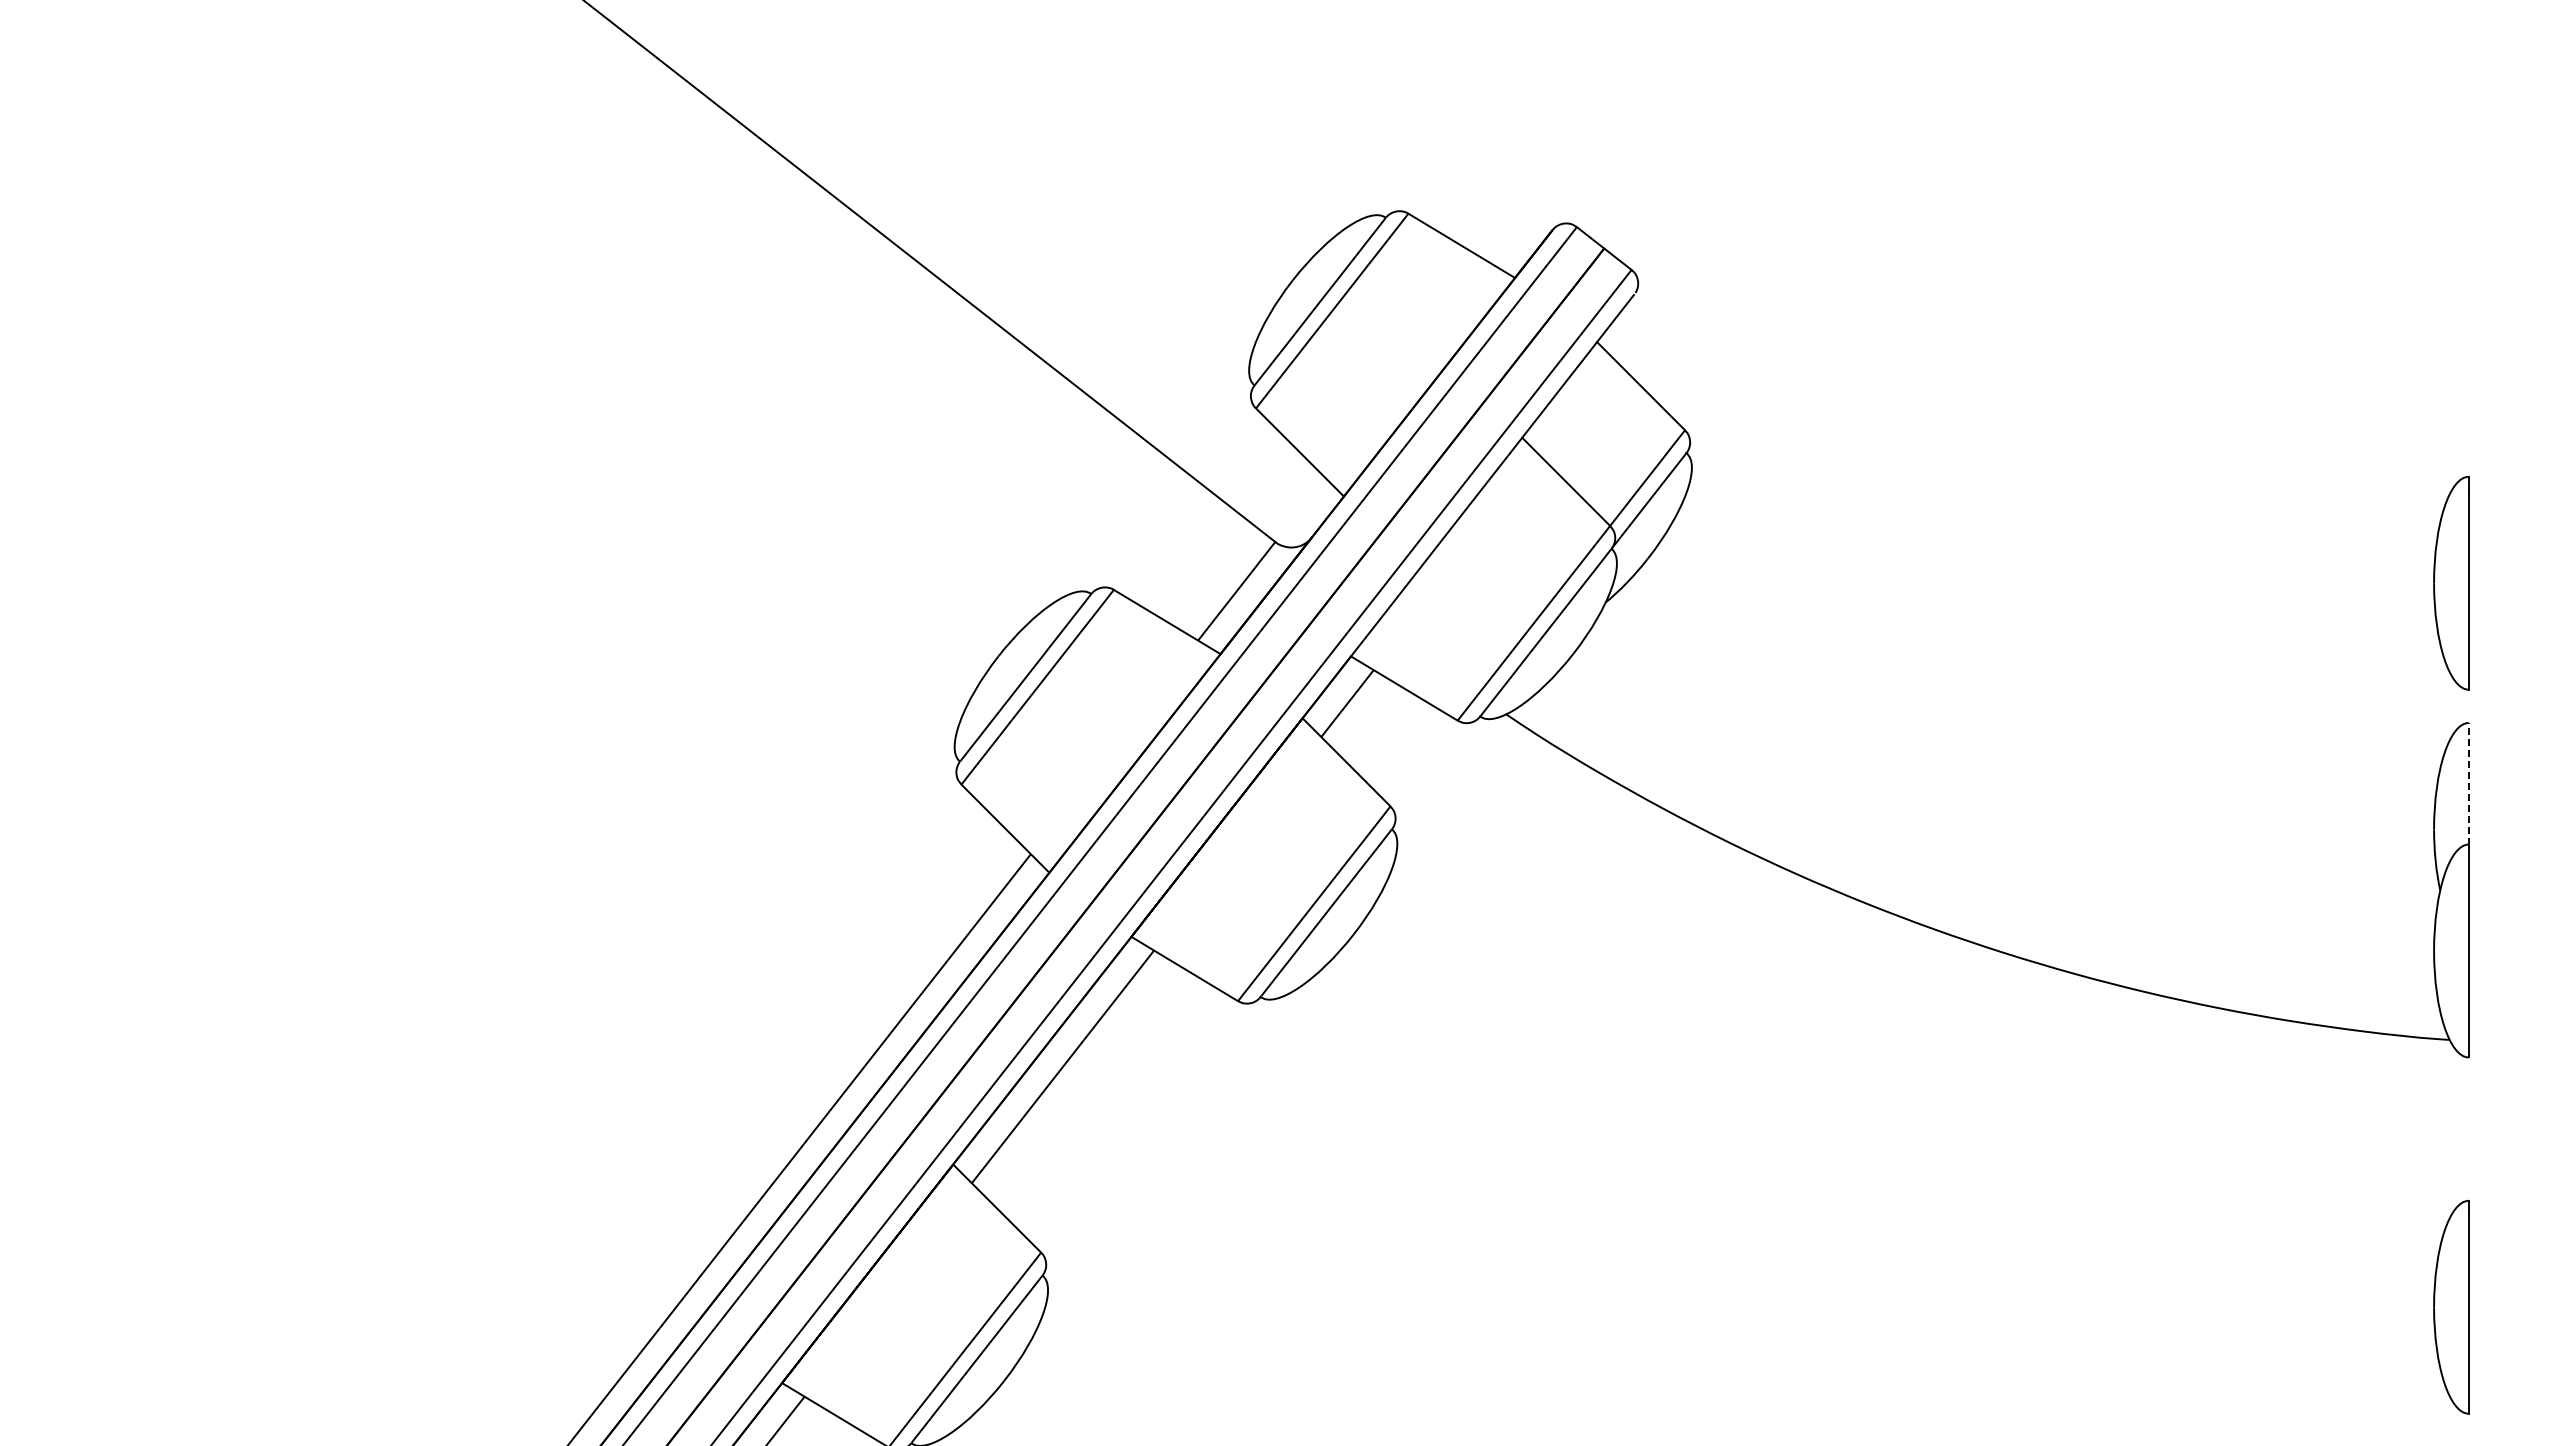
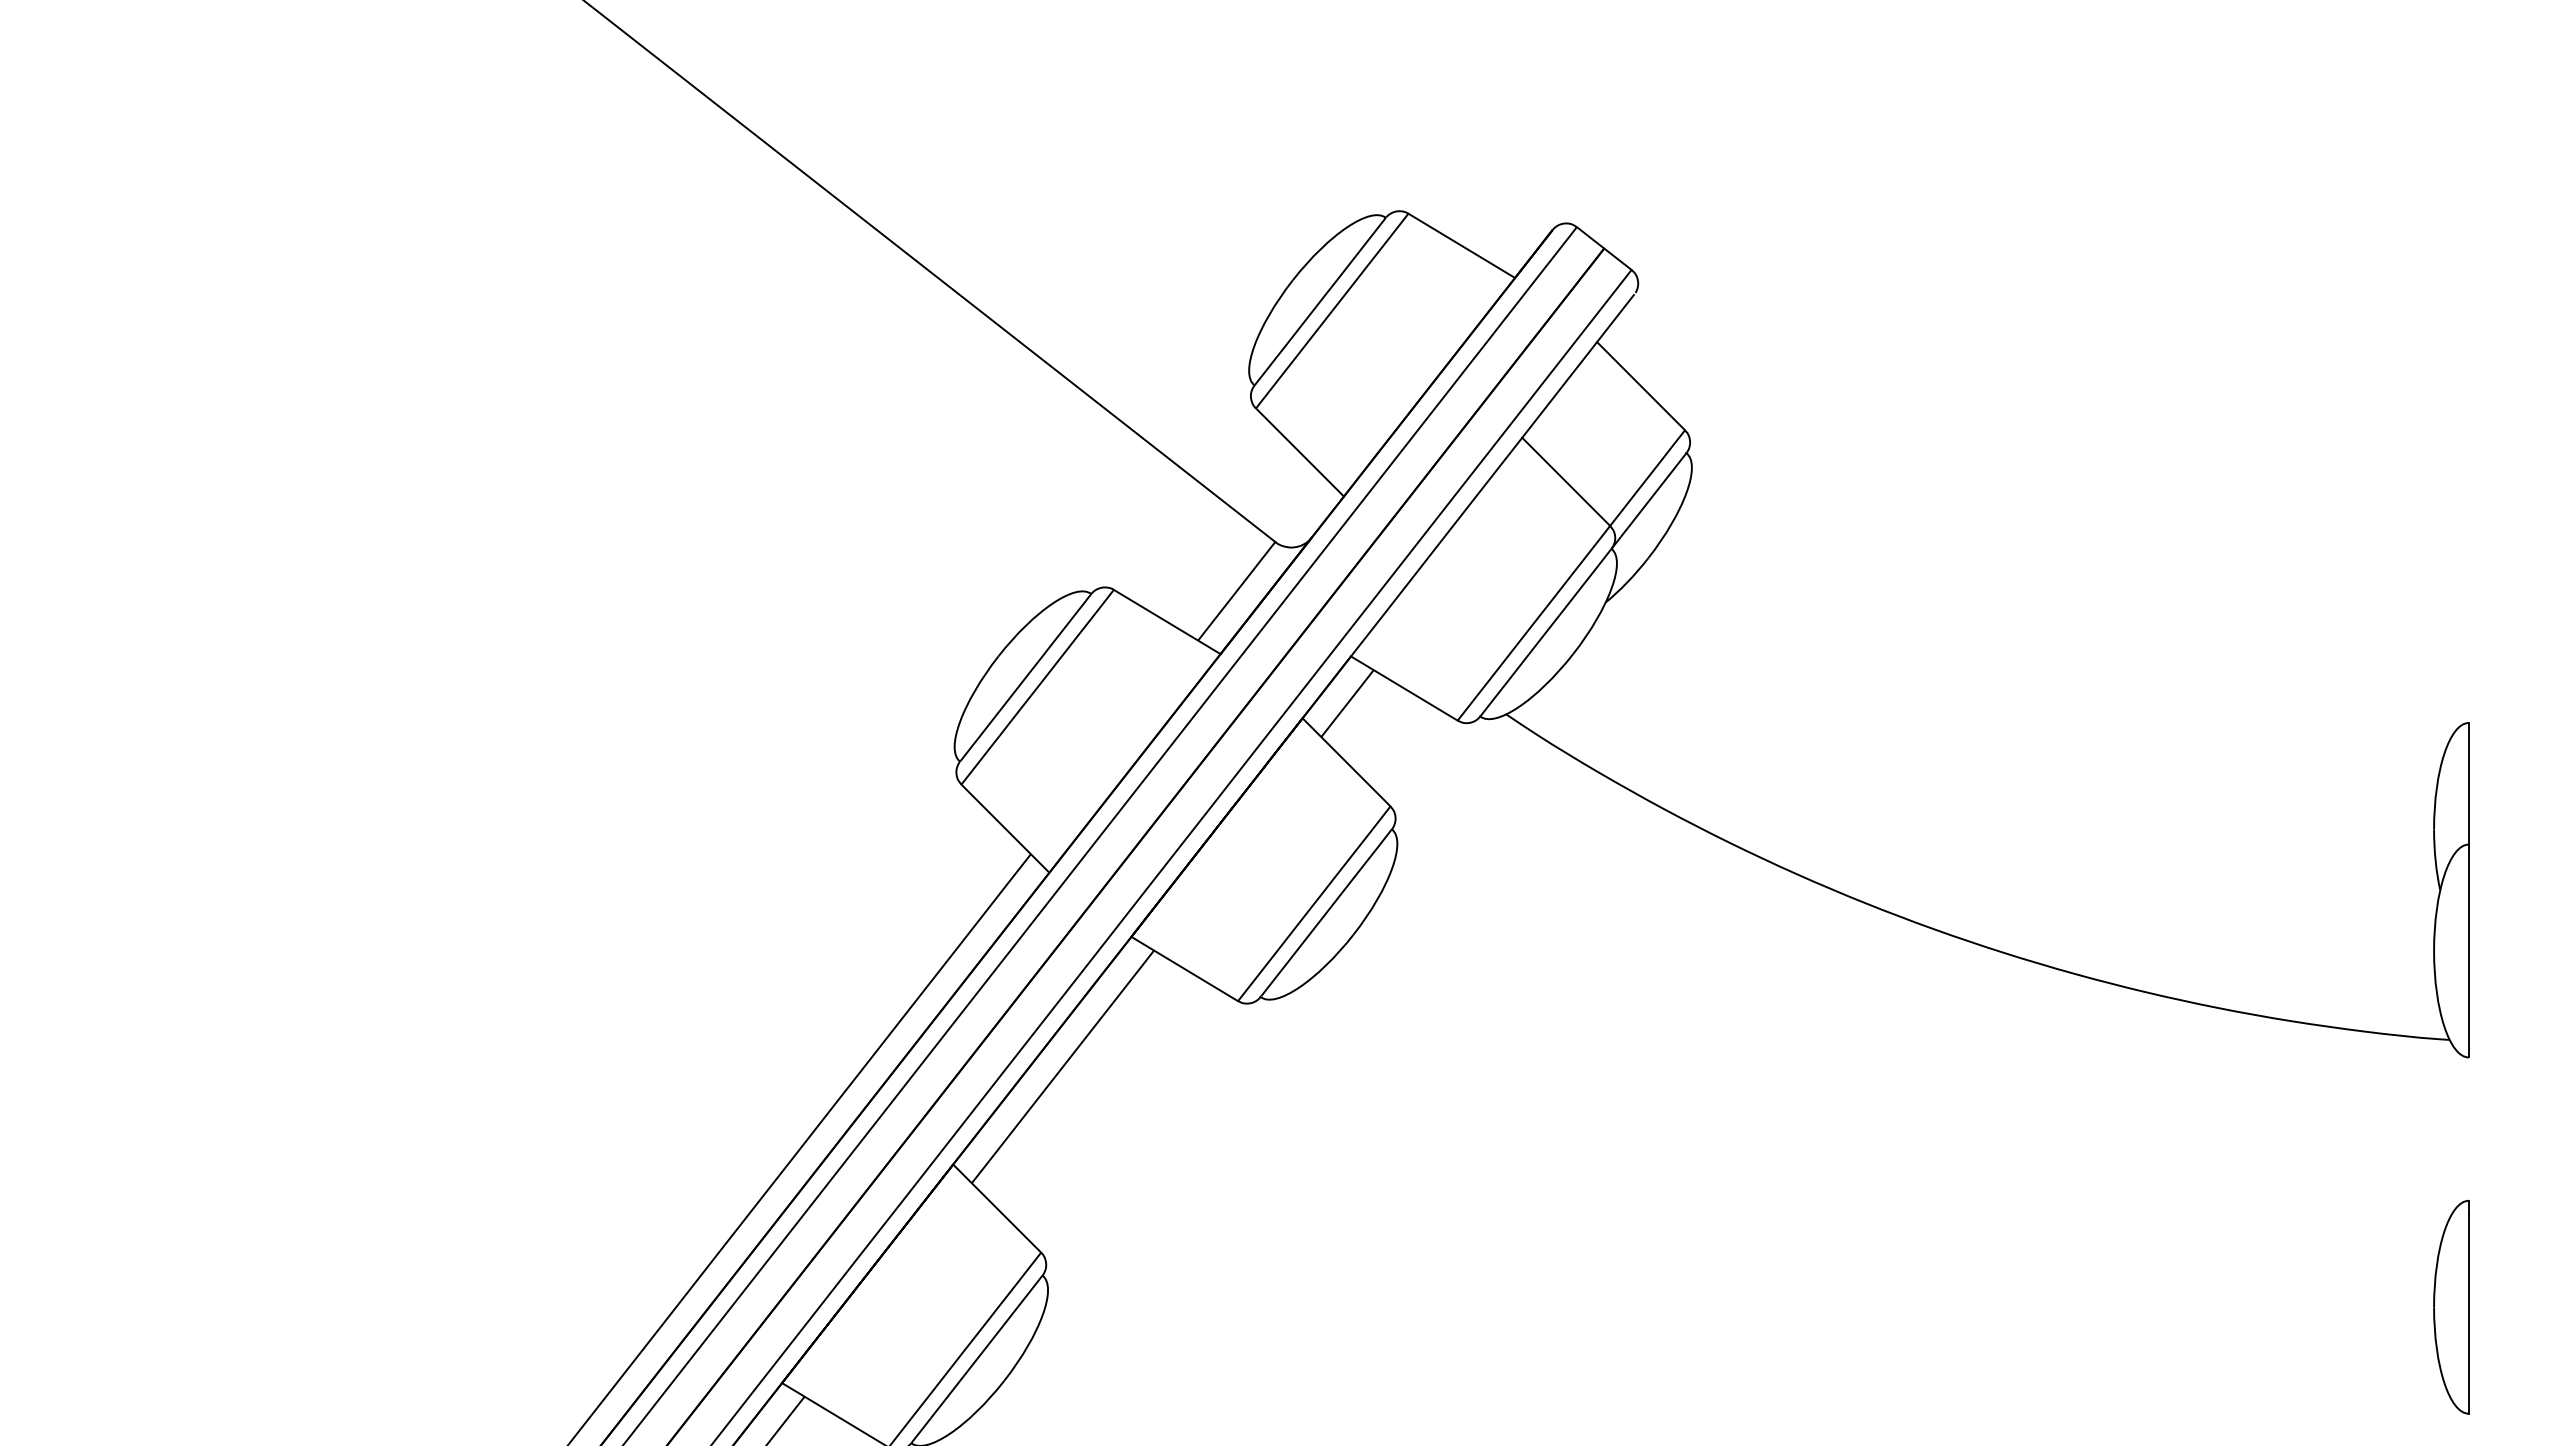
part: present -> none (2451, 583)
line: dashed -> solid (2468, 784)
